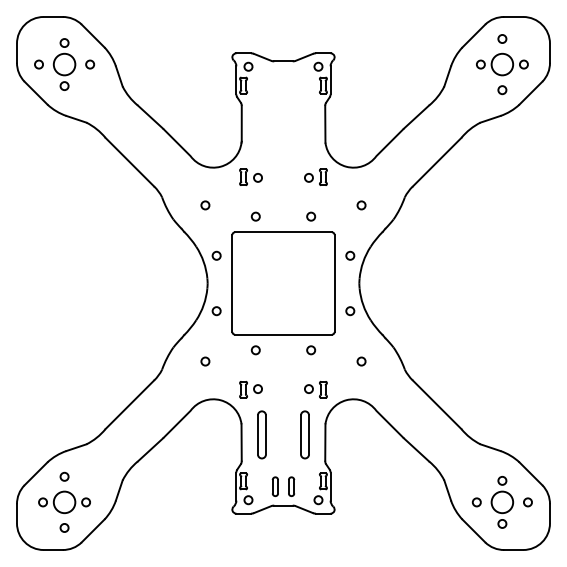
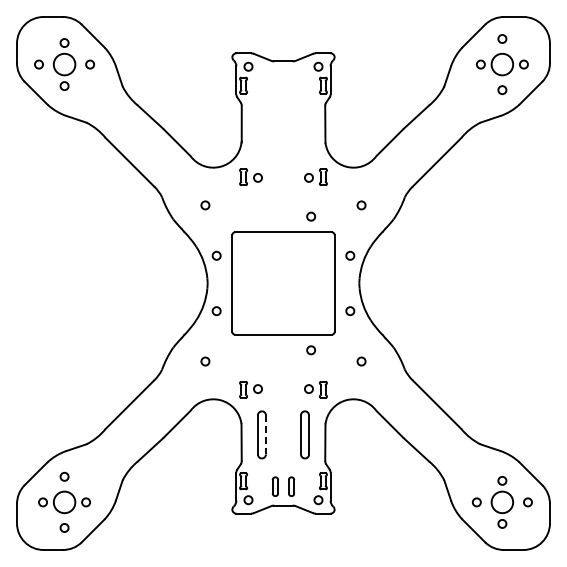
circle: present -> none (255, 216)
circle: present -> none (255, 350)
line: solid -> dashed (266, 434)
